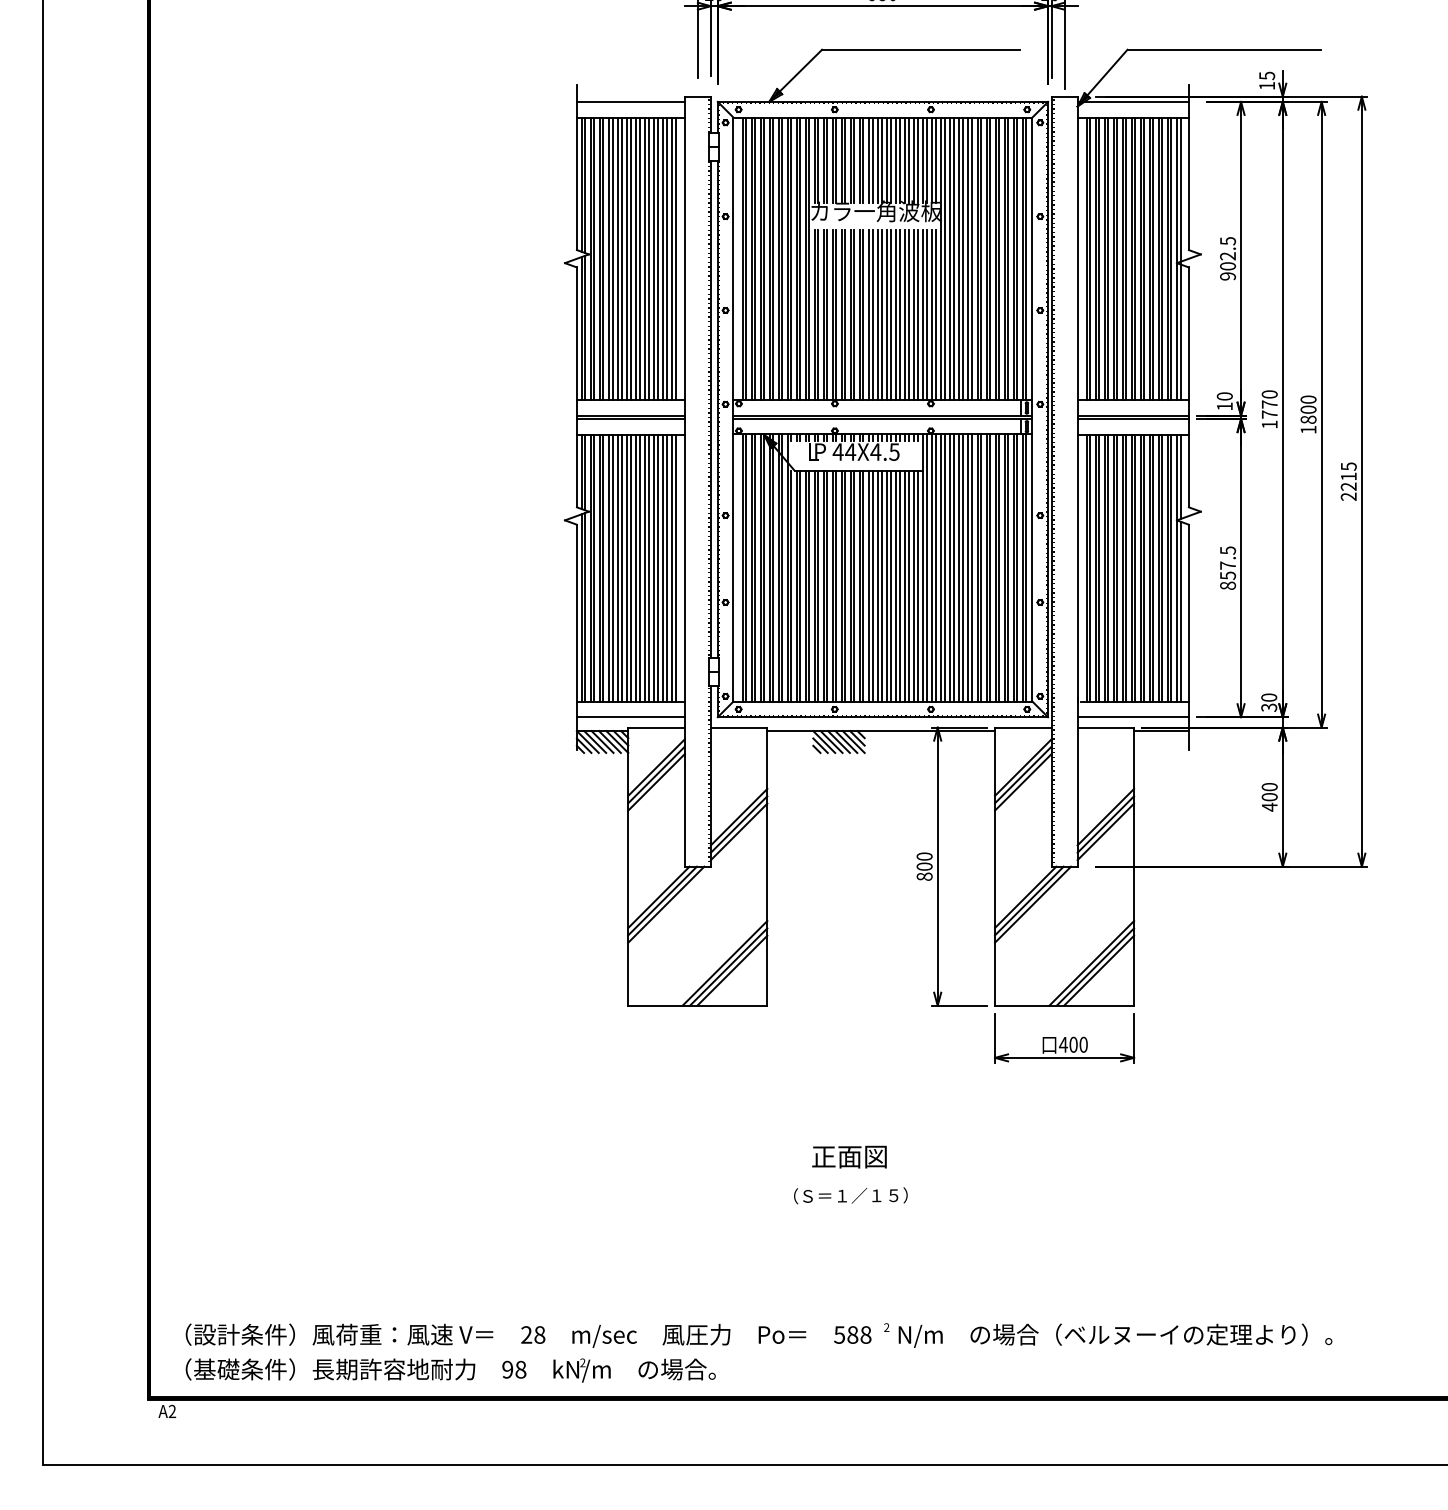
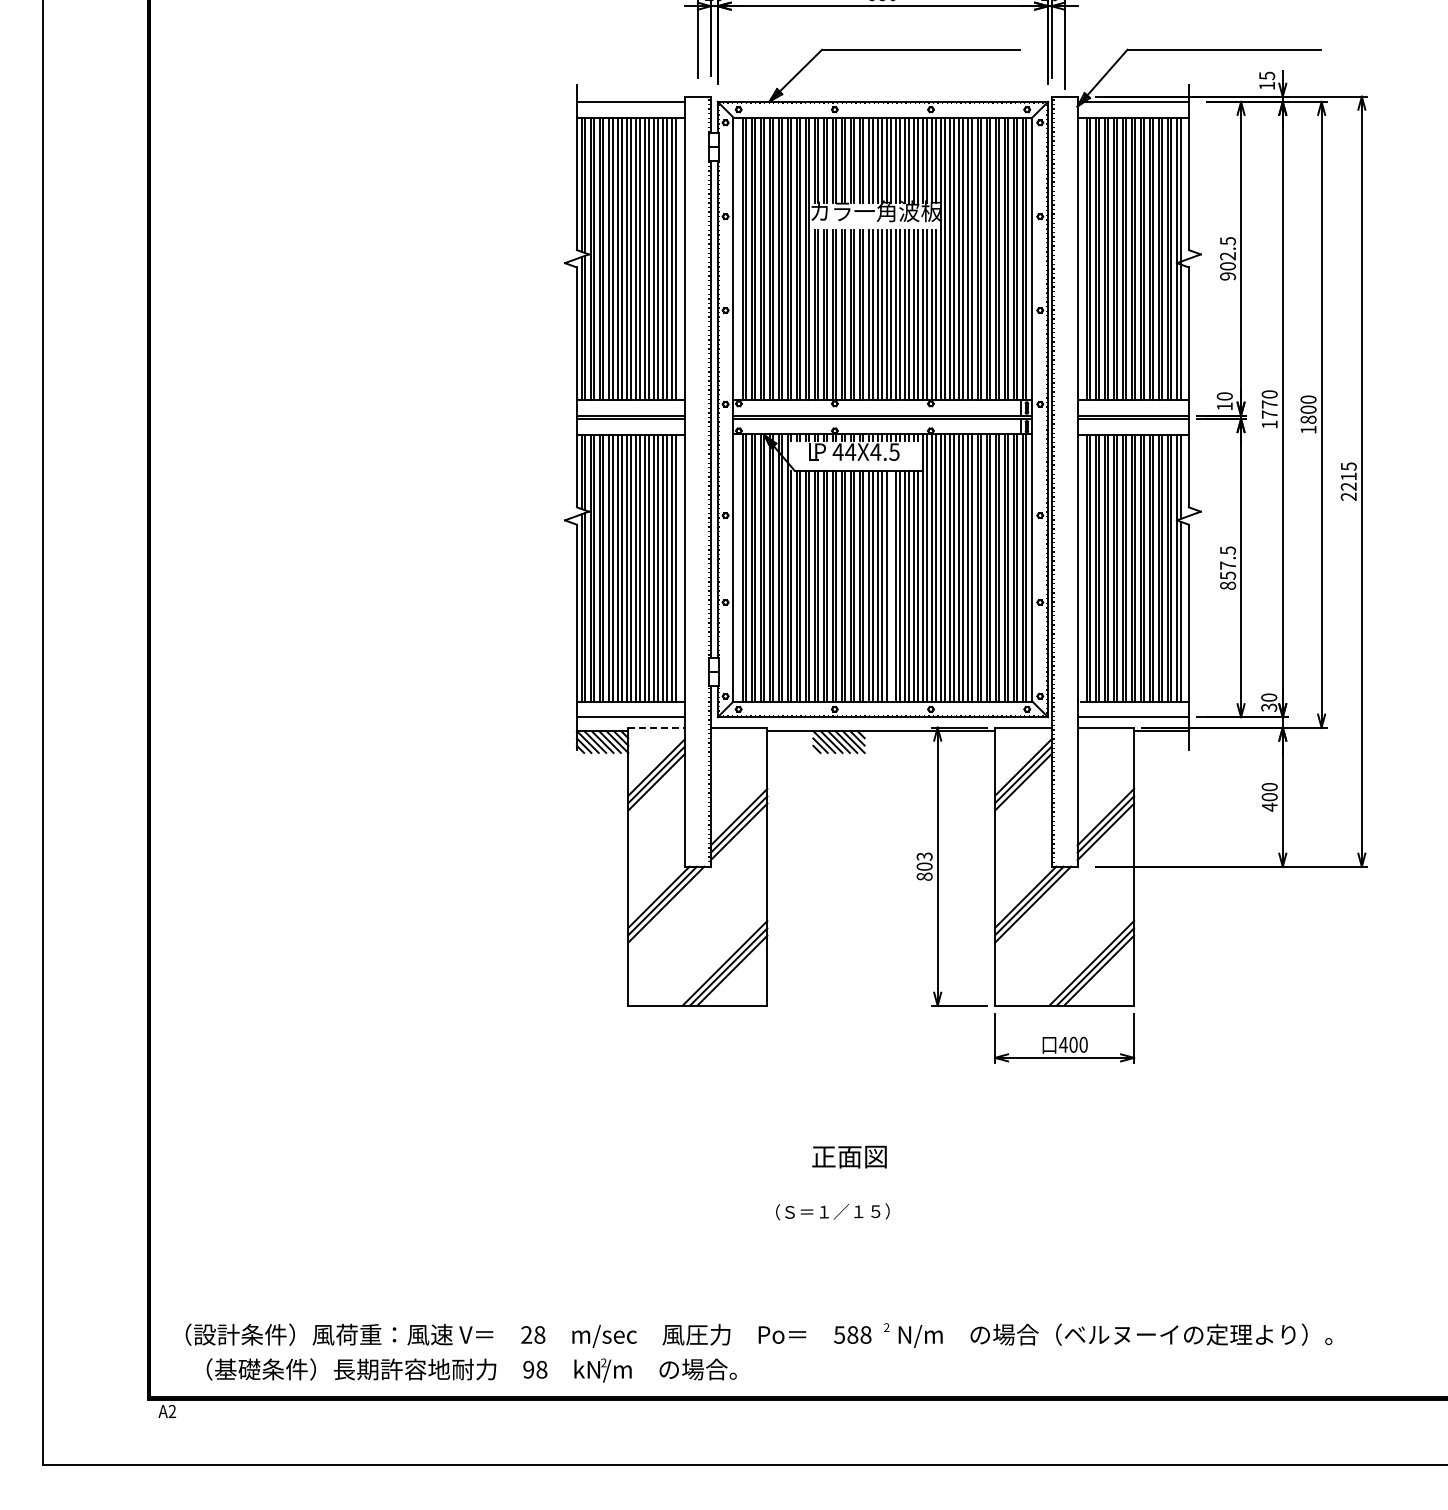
line: present -> none (890, 585)
line: solid -> dashed (657, 727)
text: 800 -> 803 (924, 856)
text position: (850, 1195) -> (832, 1211) (832, 1211)
text position: (450, 1370) -> (471, 1370) (471, 1370)
